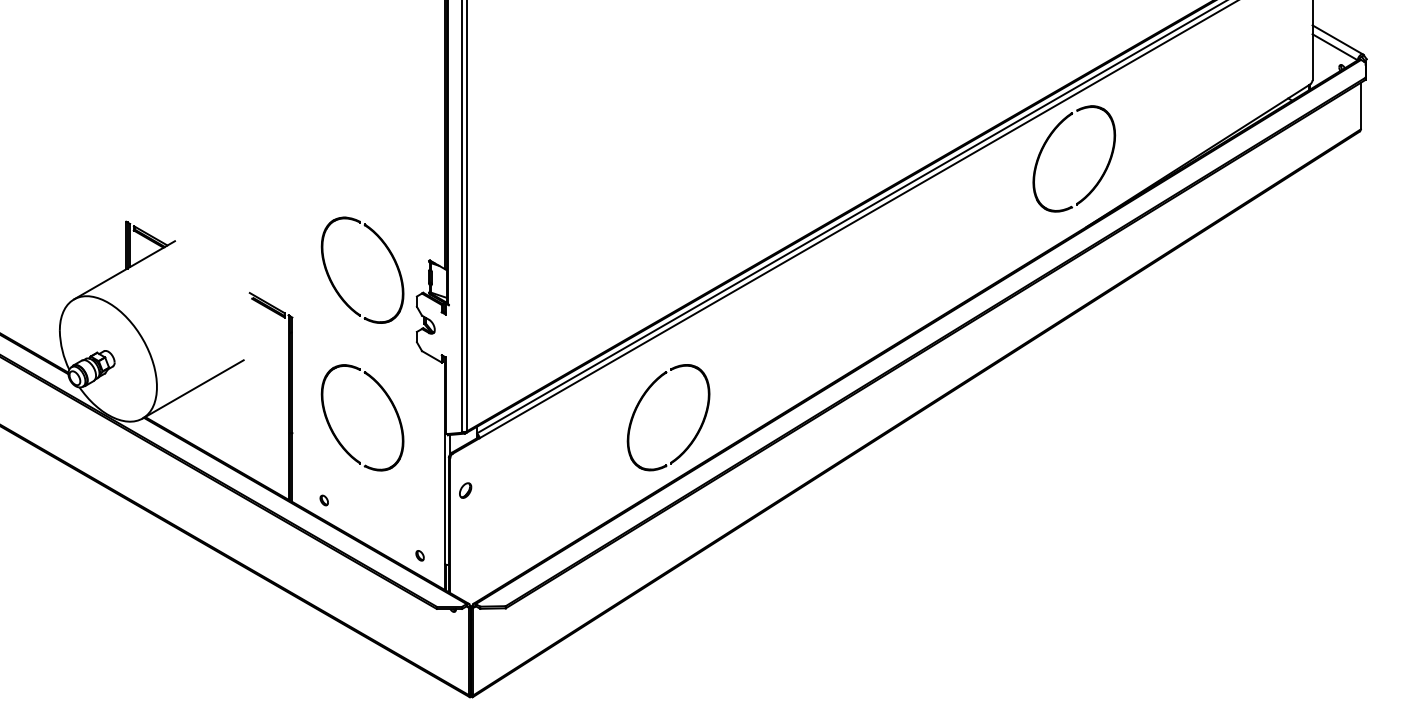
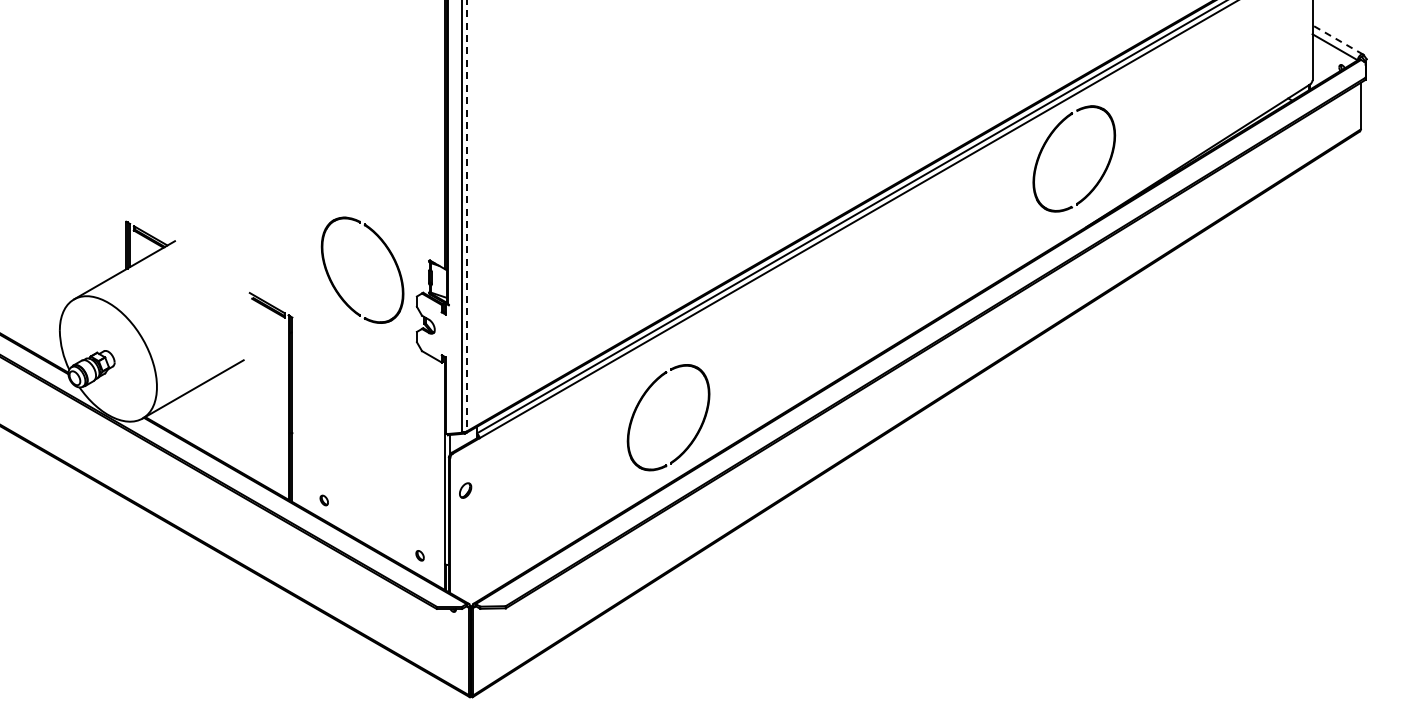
line: solid -> dashed (1337, 39)
line: solid -> dashed (467, 216)
part: present -> none (388, 399)
